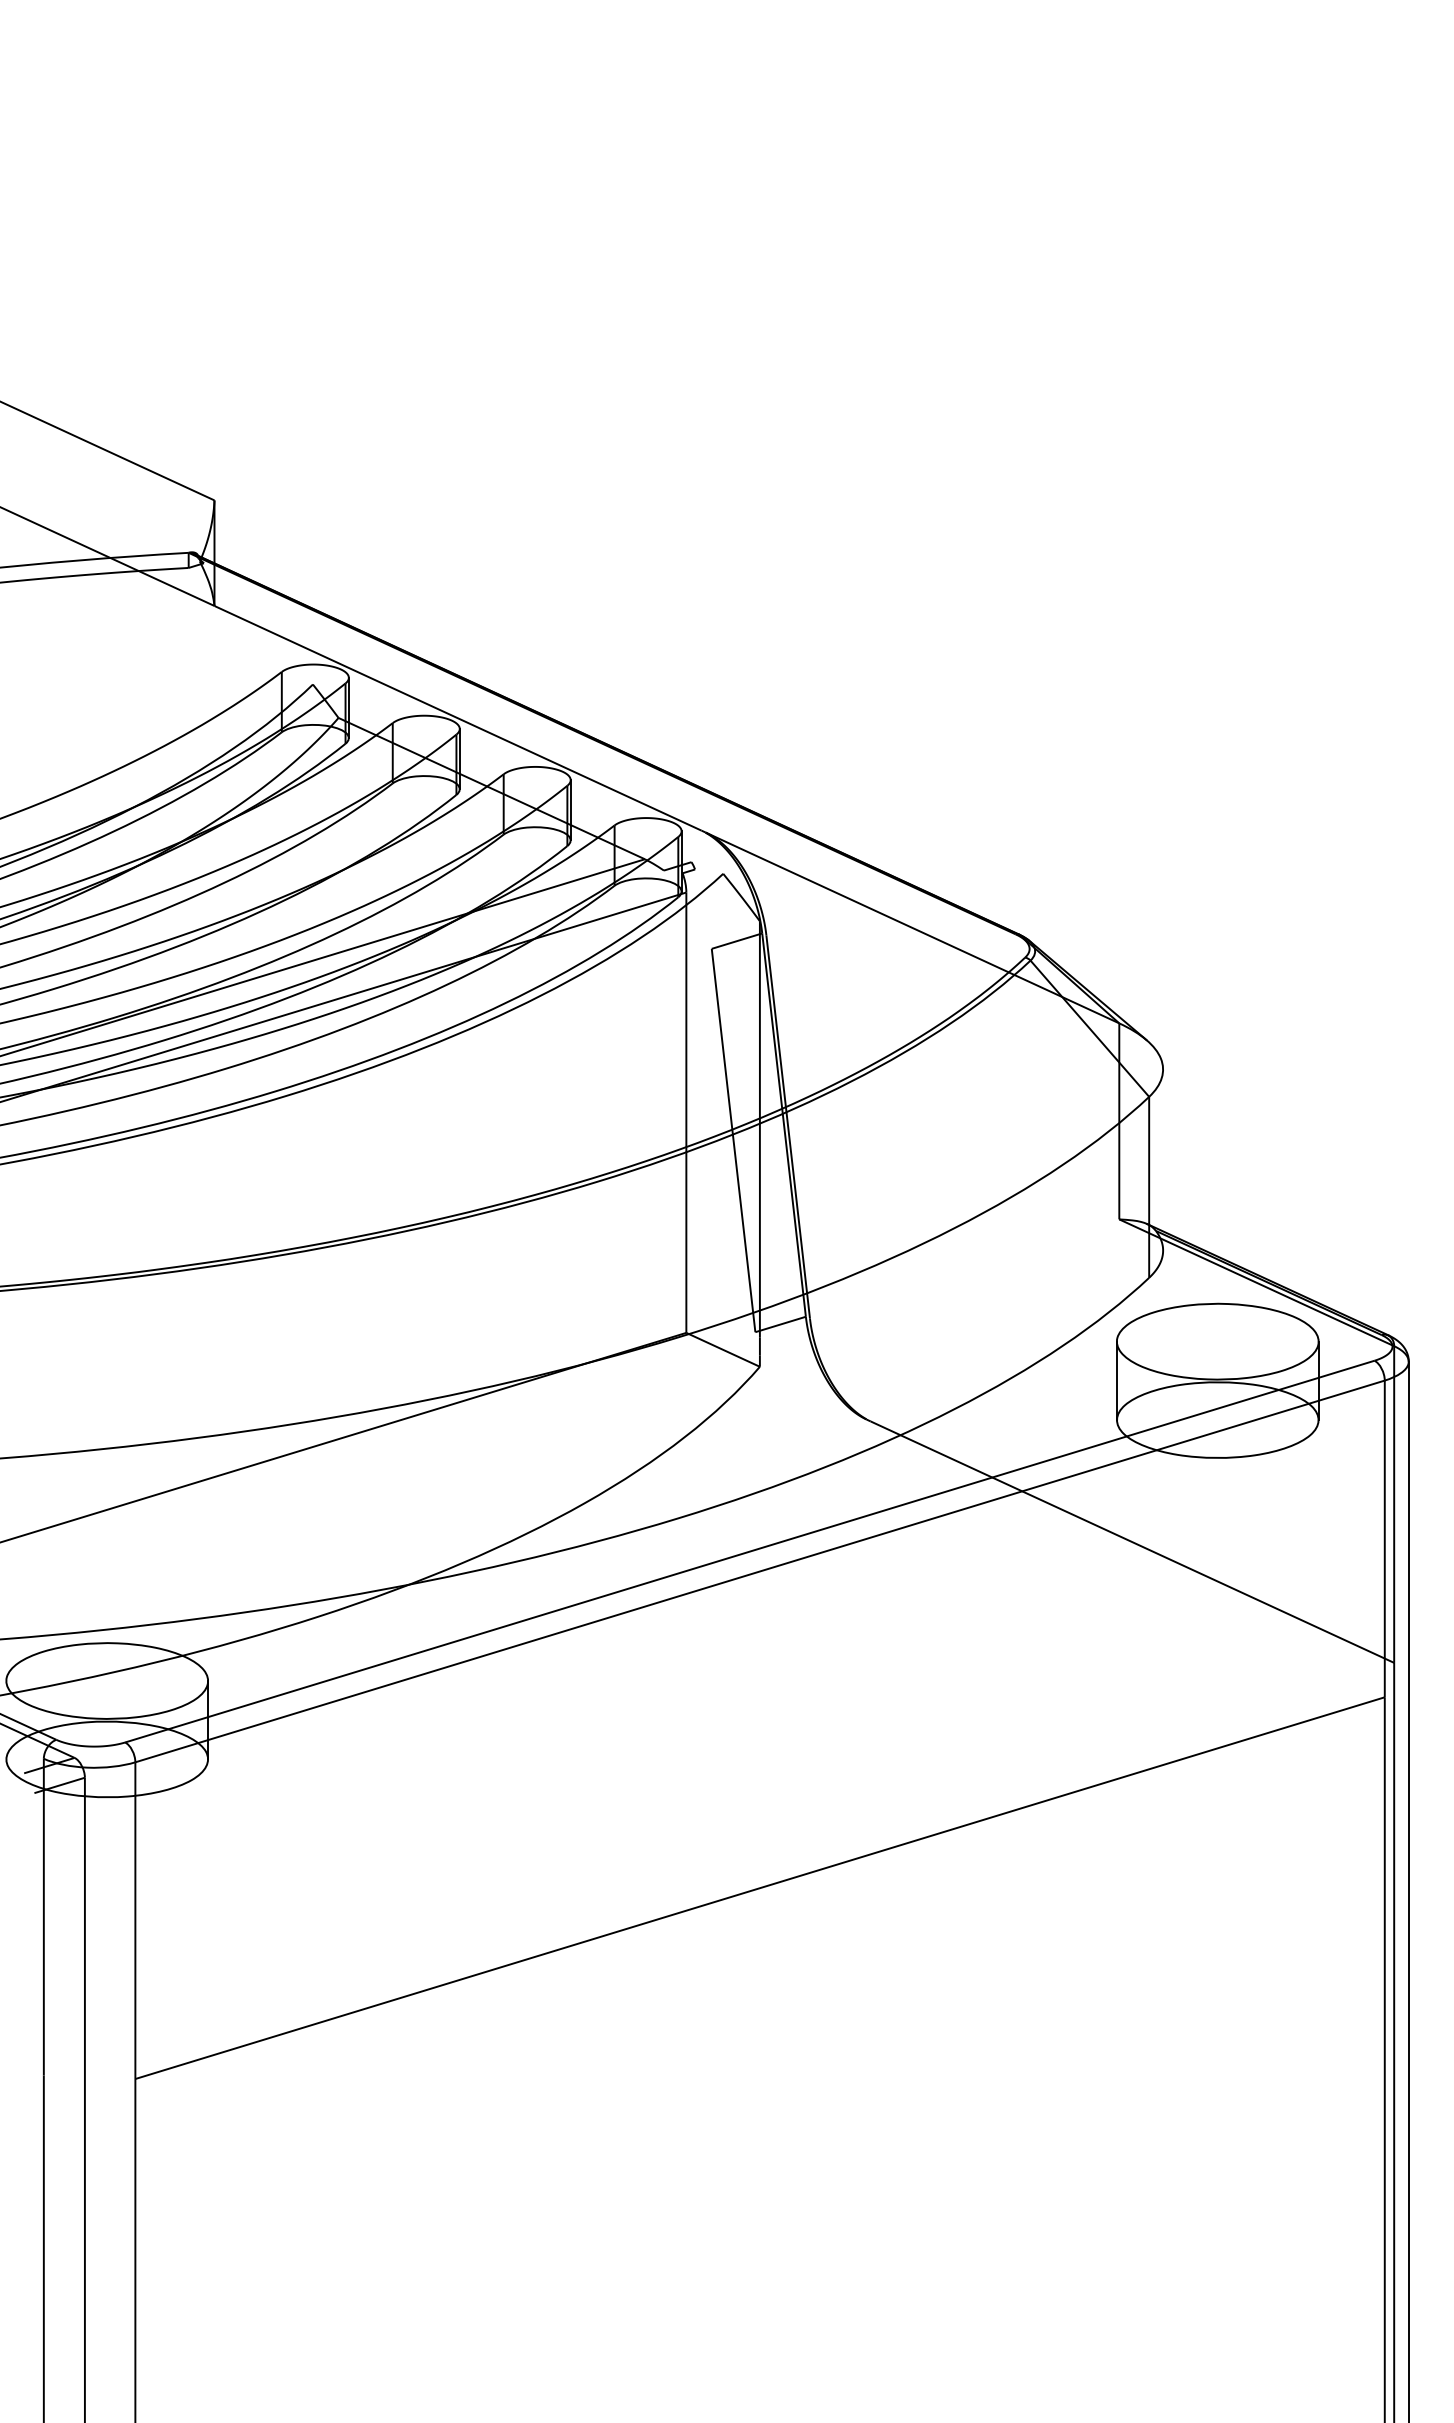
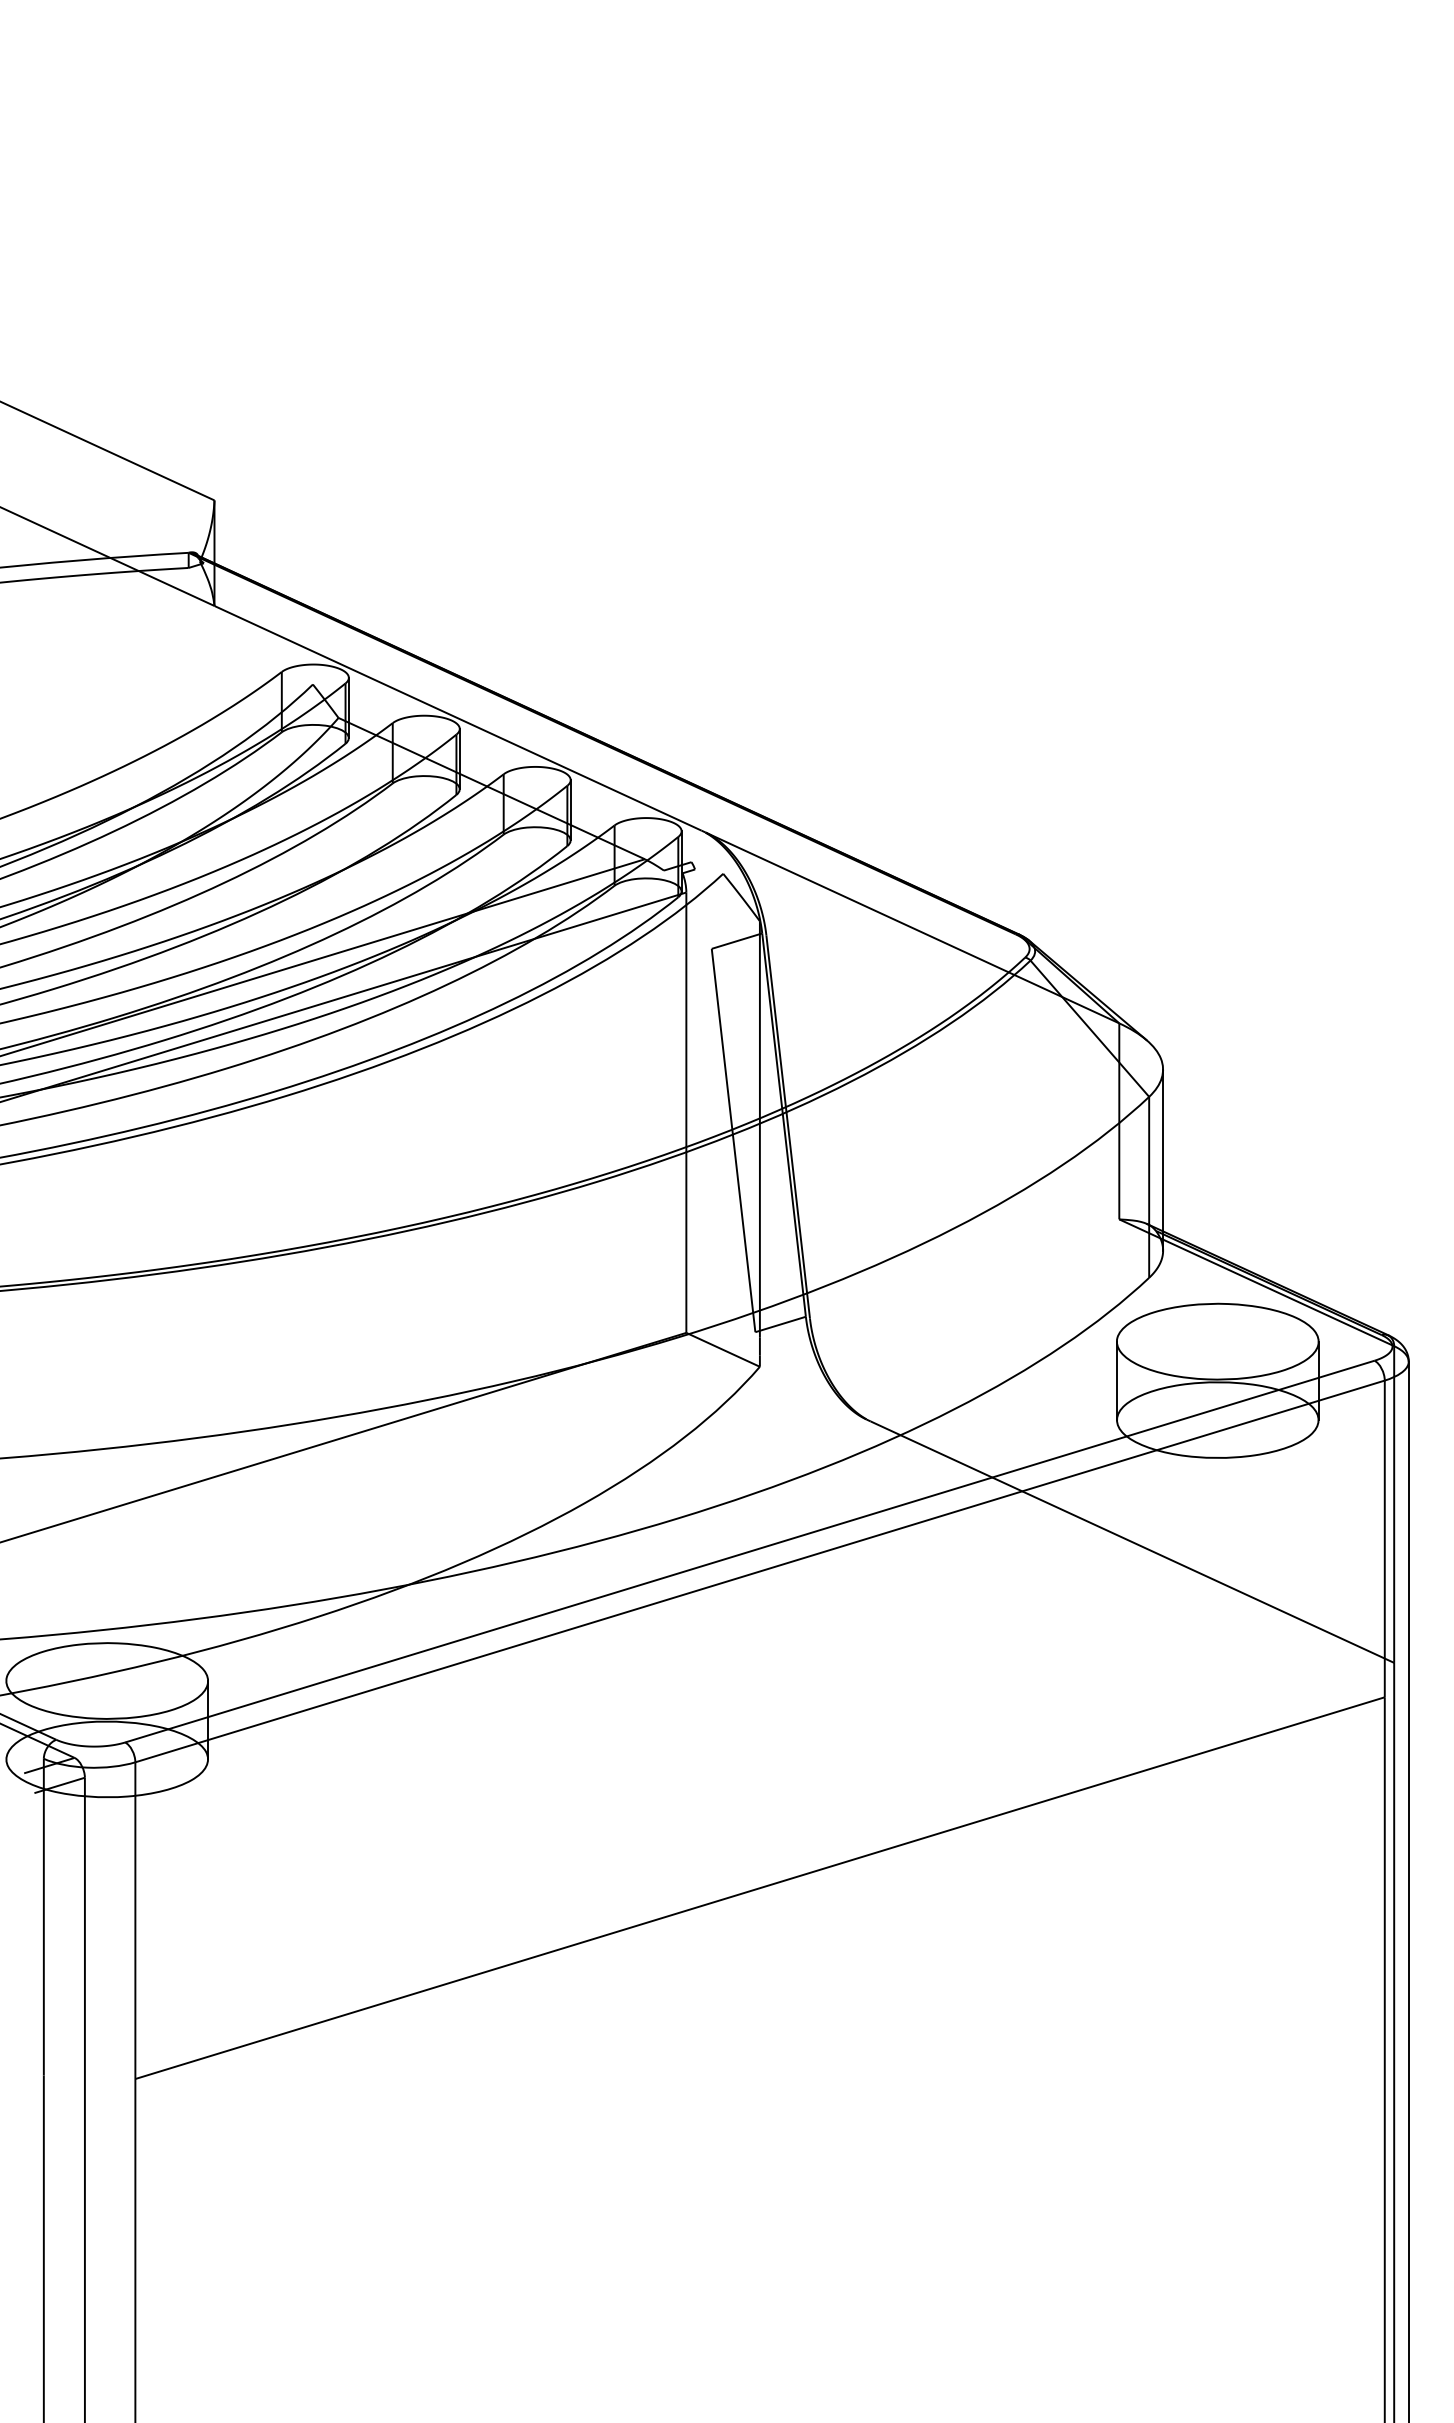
line: none -> present (1163, 1159)
